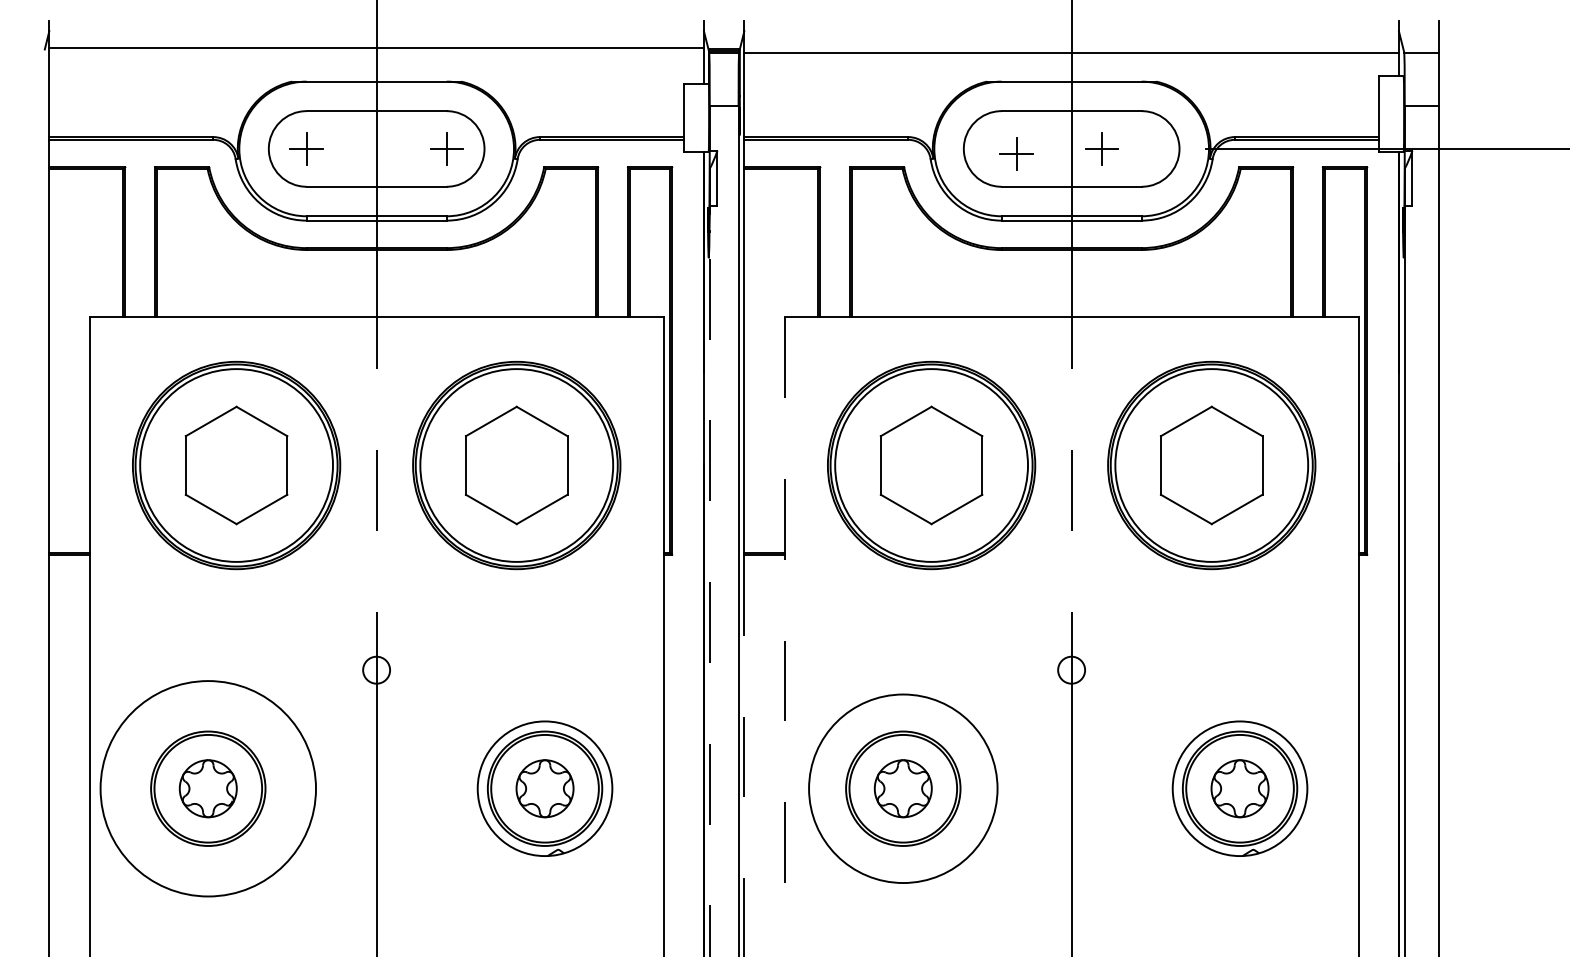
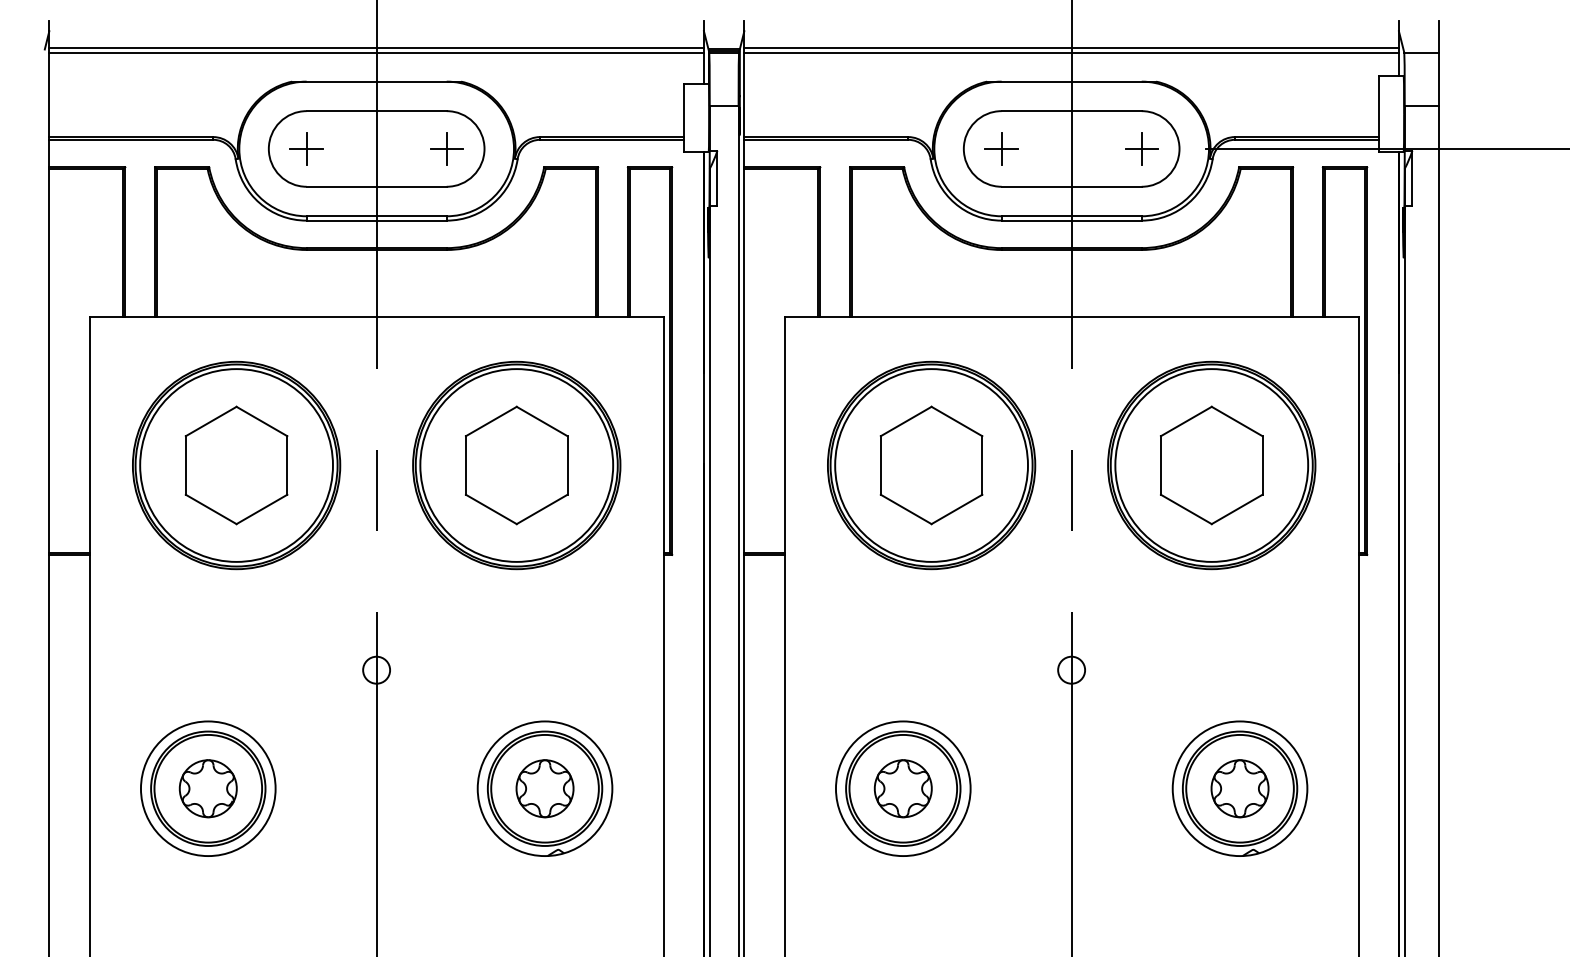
line: none -> present (1071, 47)
line: none -> present (376, 52)
part position: (1101, 148) -> (1141, 148) (1141, 148)
part position: (1016, 153) -> (1001, 148) (1001, 148)
line: dashed -> solid (709, 580)
line: dashed -> solid (784, 637)
line: dashed -> solid (744, 755)
circle diameter: 215 px -> 135 px (207, 788)
circle diameter: 188 px -> 135 px (902, 788)
